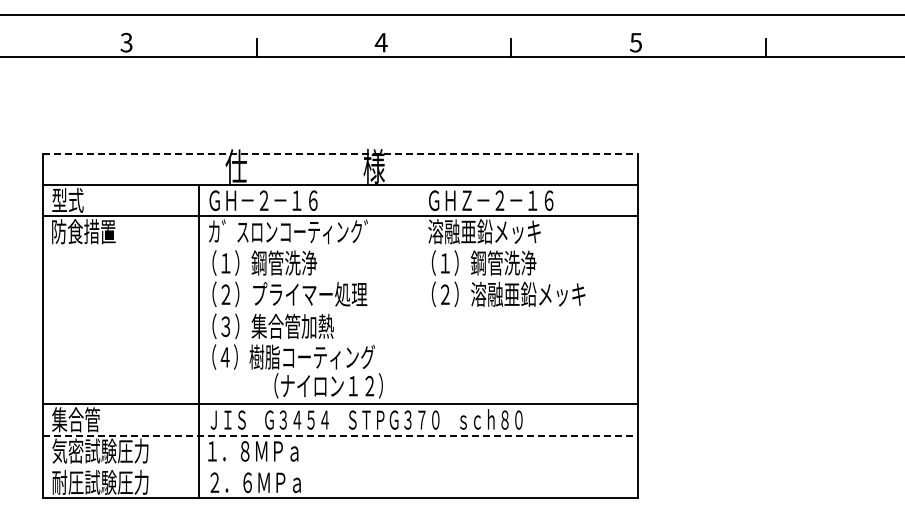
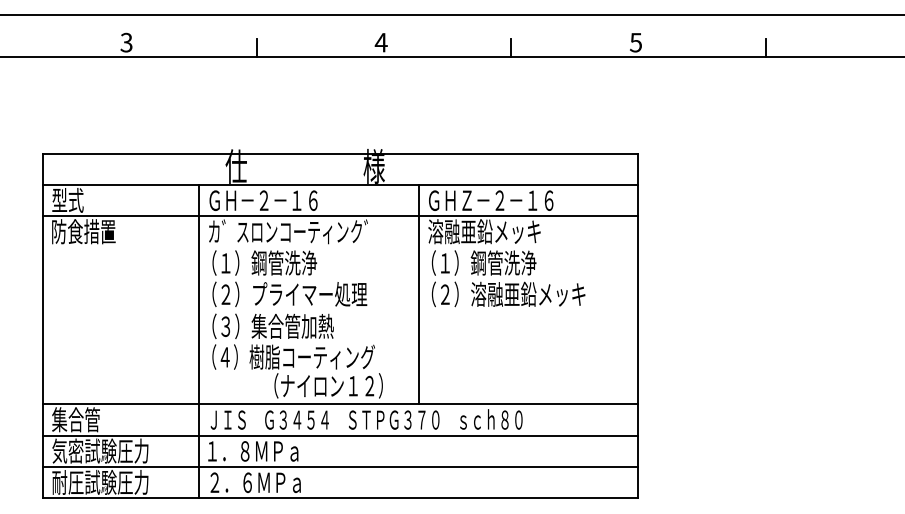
line: dashed -> solid (340, 153)
line: none -> present (418, 294)
line: dashed -> solid (340, 435)
line: none -> present (339, 467)
